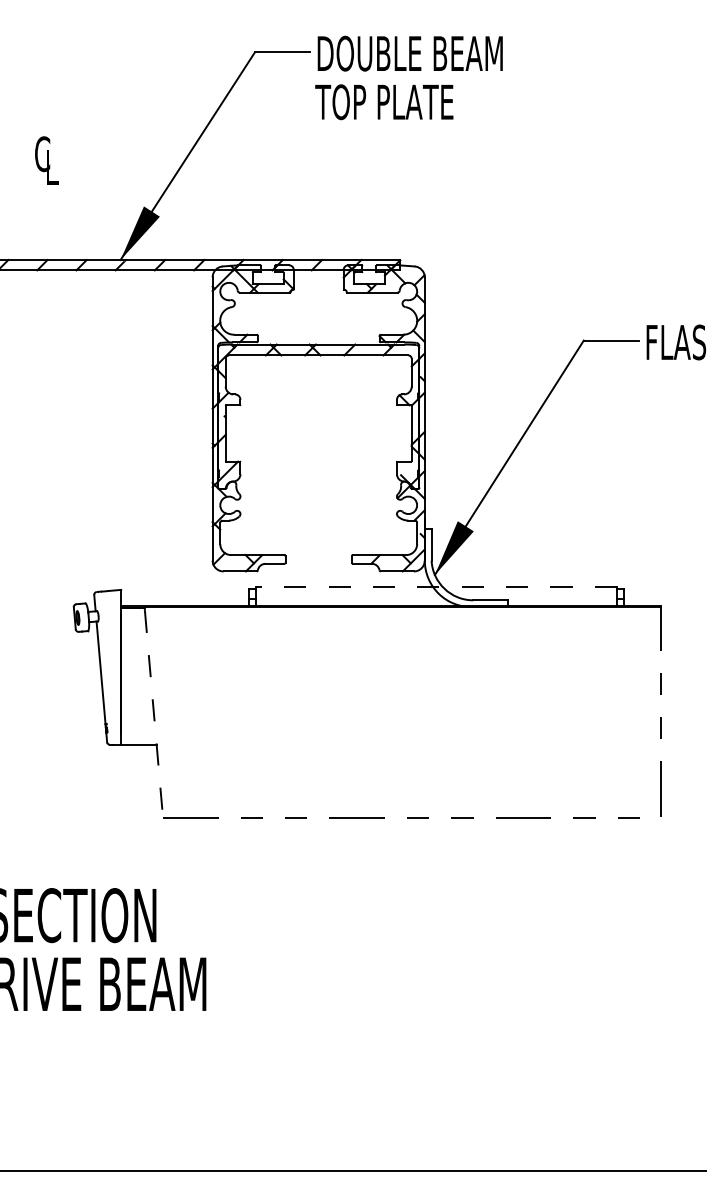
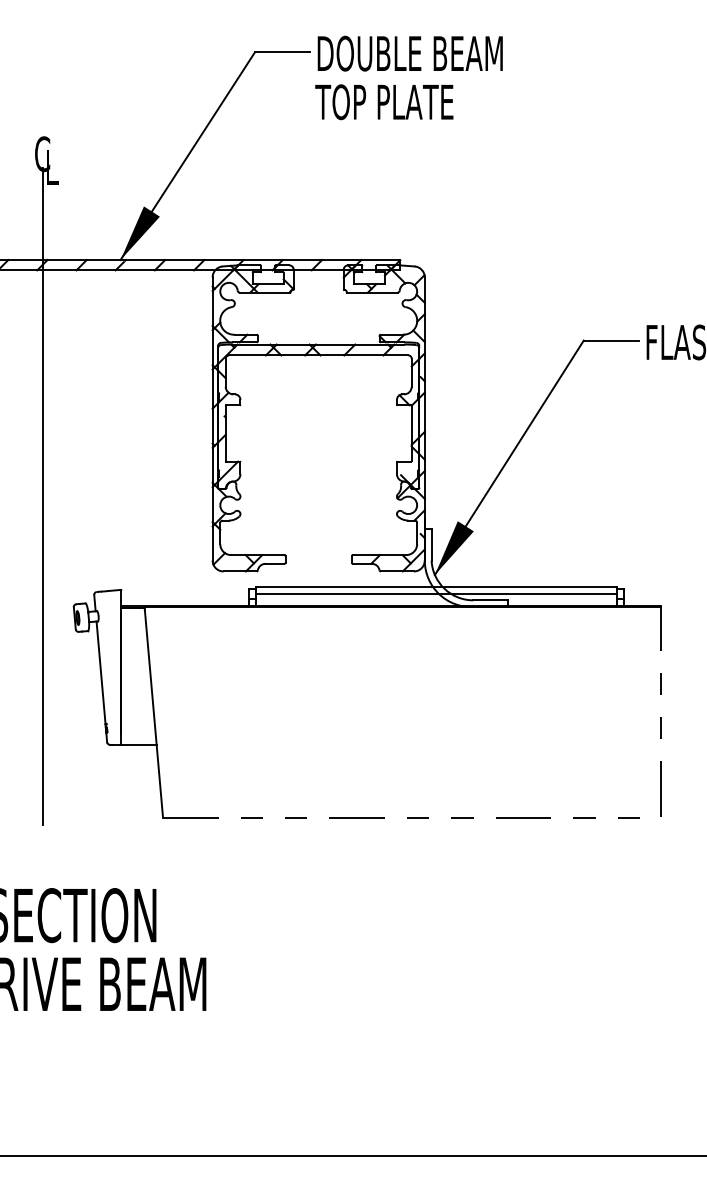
line: none -> present (43, 496)
line: dashed -> solid (436, 587)
line: none -> present (436, 593)
line: dashed -> solid (154, 714)
line position: (352, 1171) -> (352, 1156) (352, 1156)
